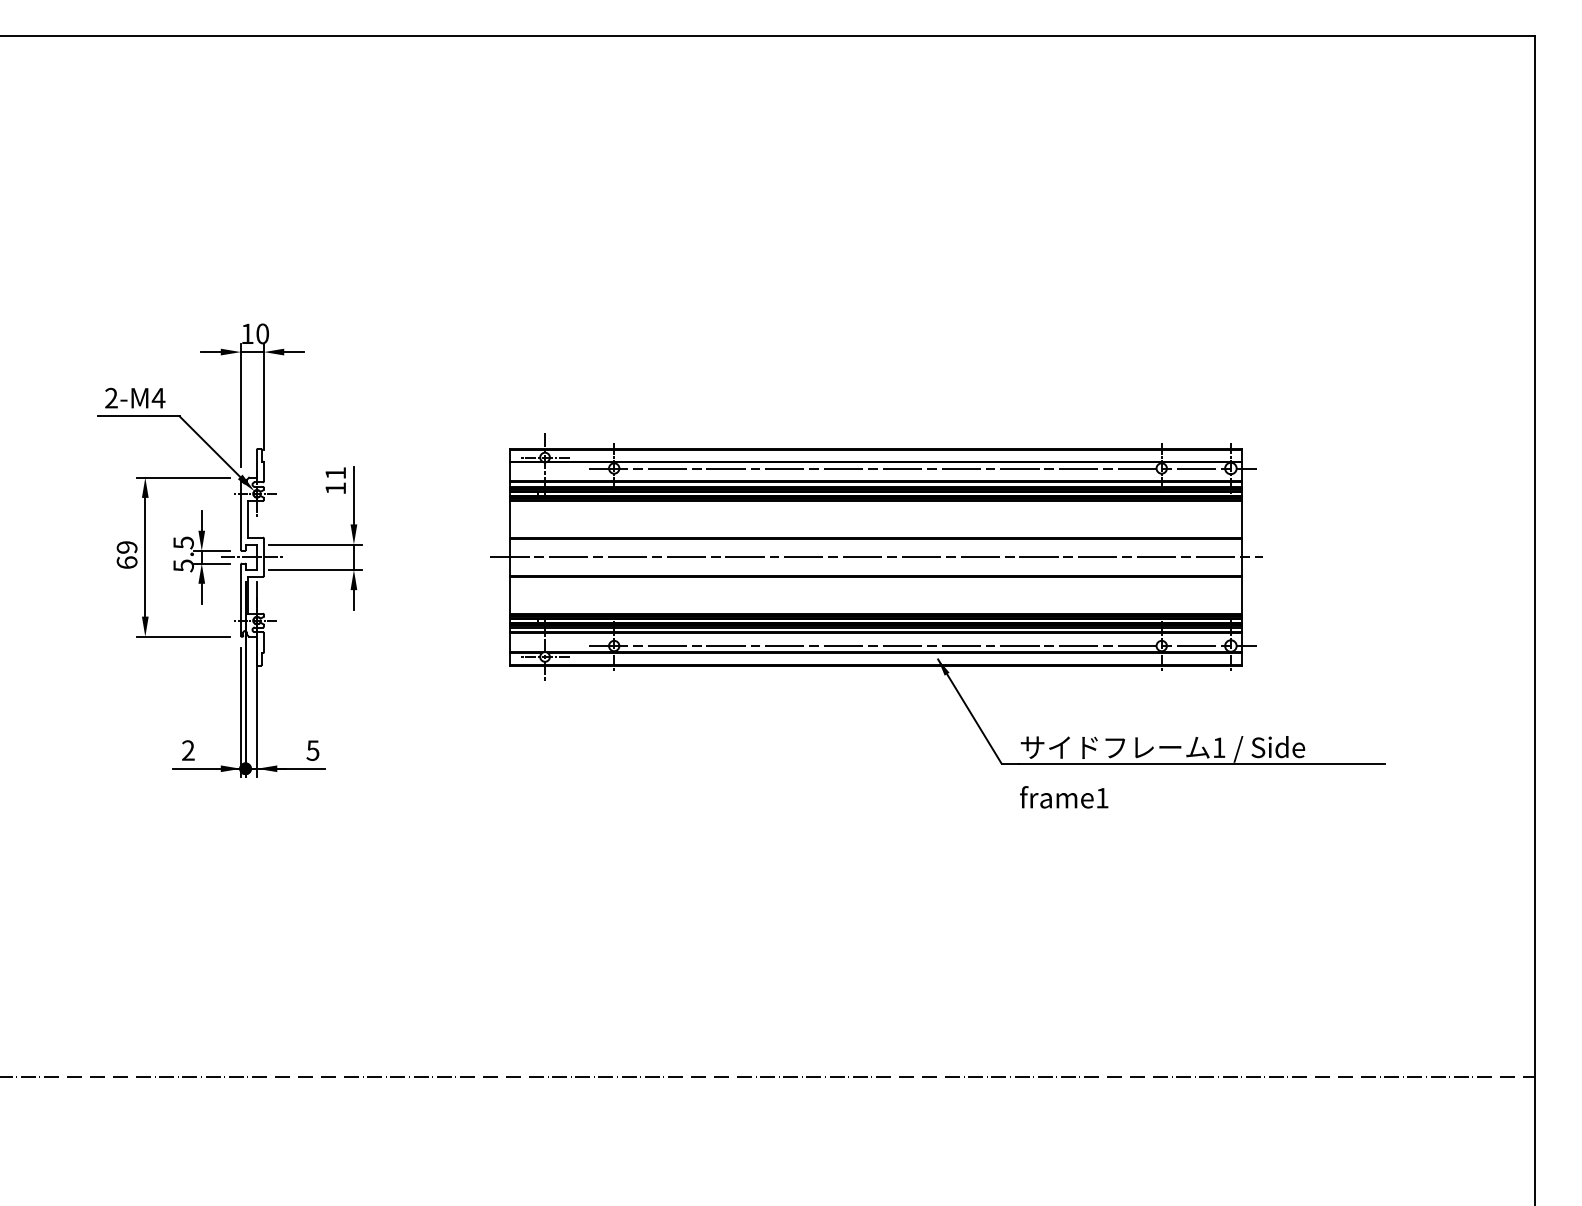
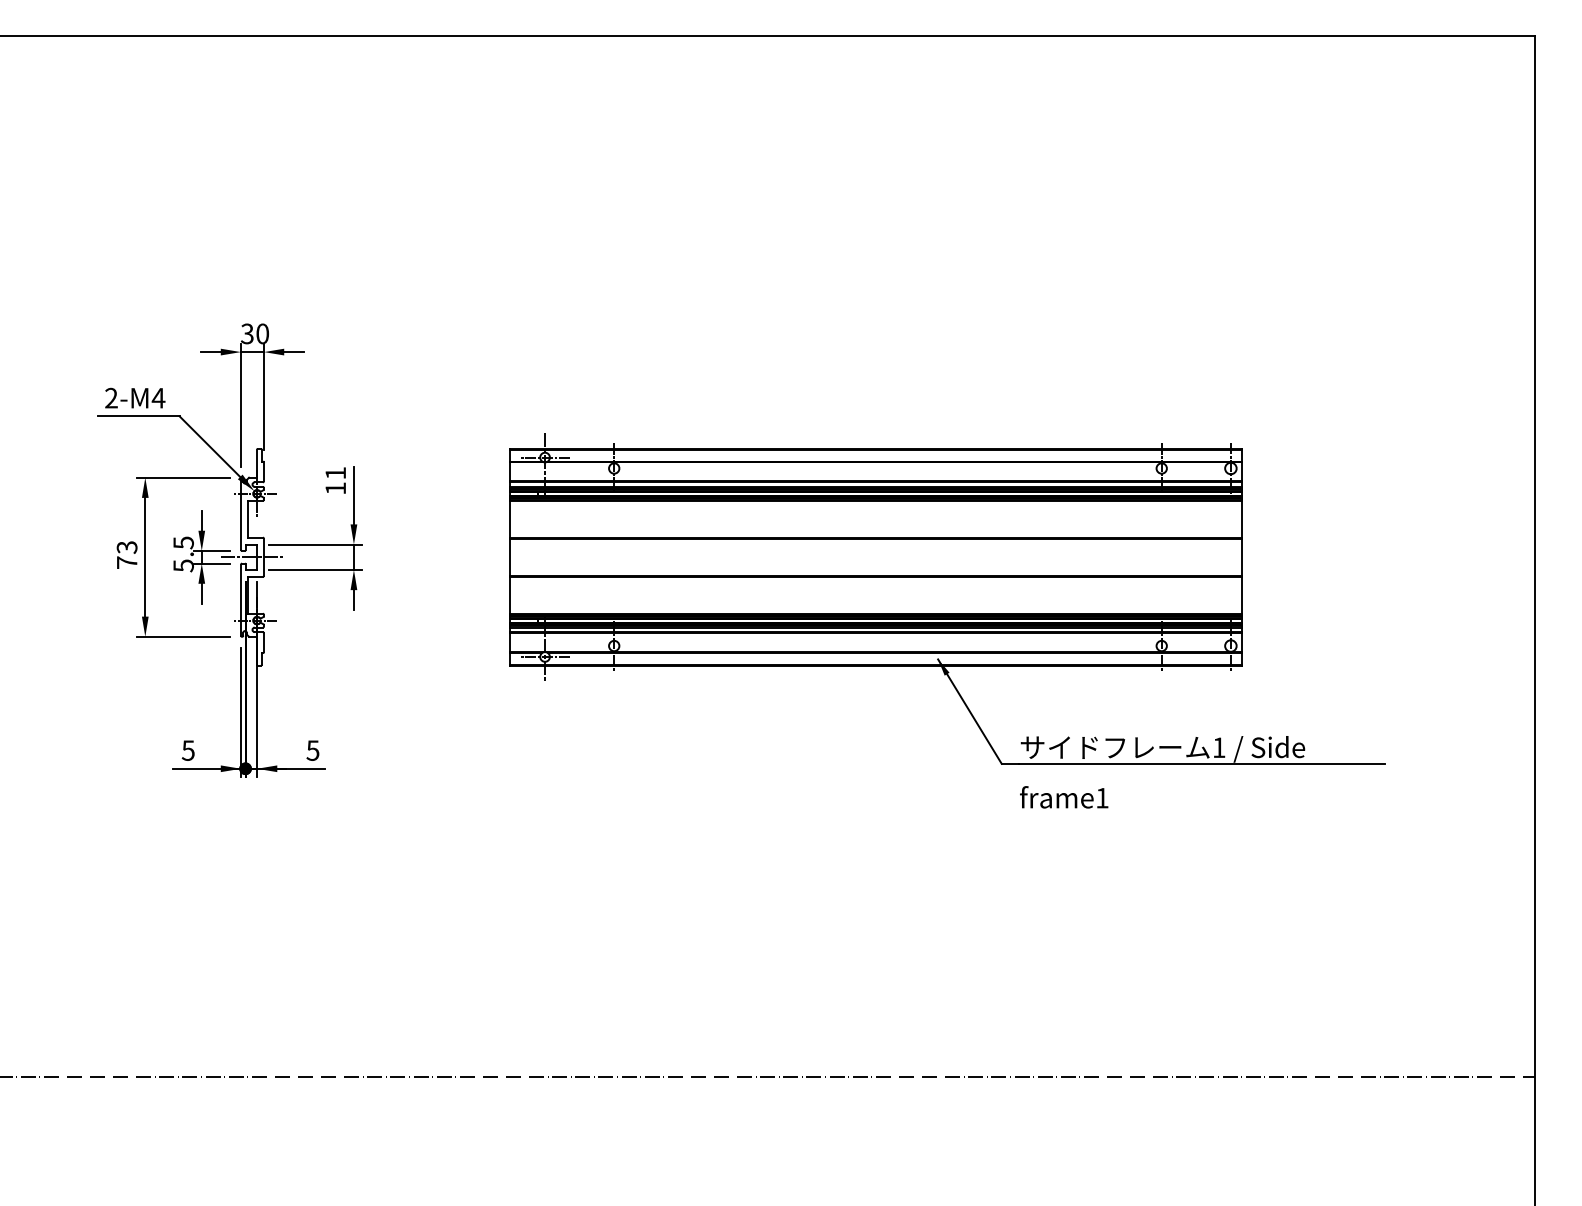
text: 10 -> 30 (246, 333)
line: present -> none (922, 468)
text: 69 -> 73 (126, 554)
line: present -> none (876, 557)
line: present -> none (922, 646)
text: 2 -> 5 (187, 750)
